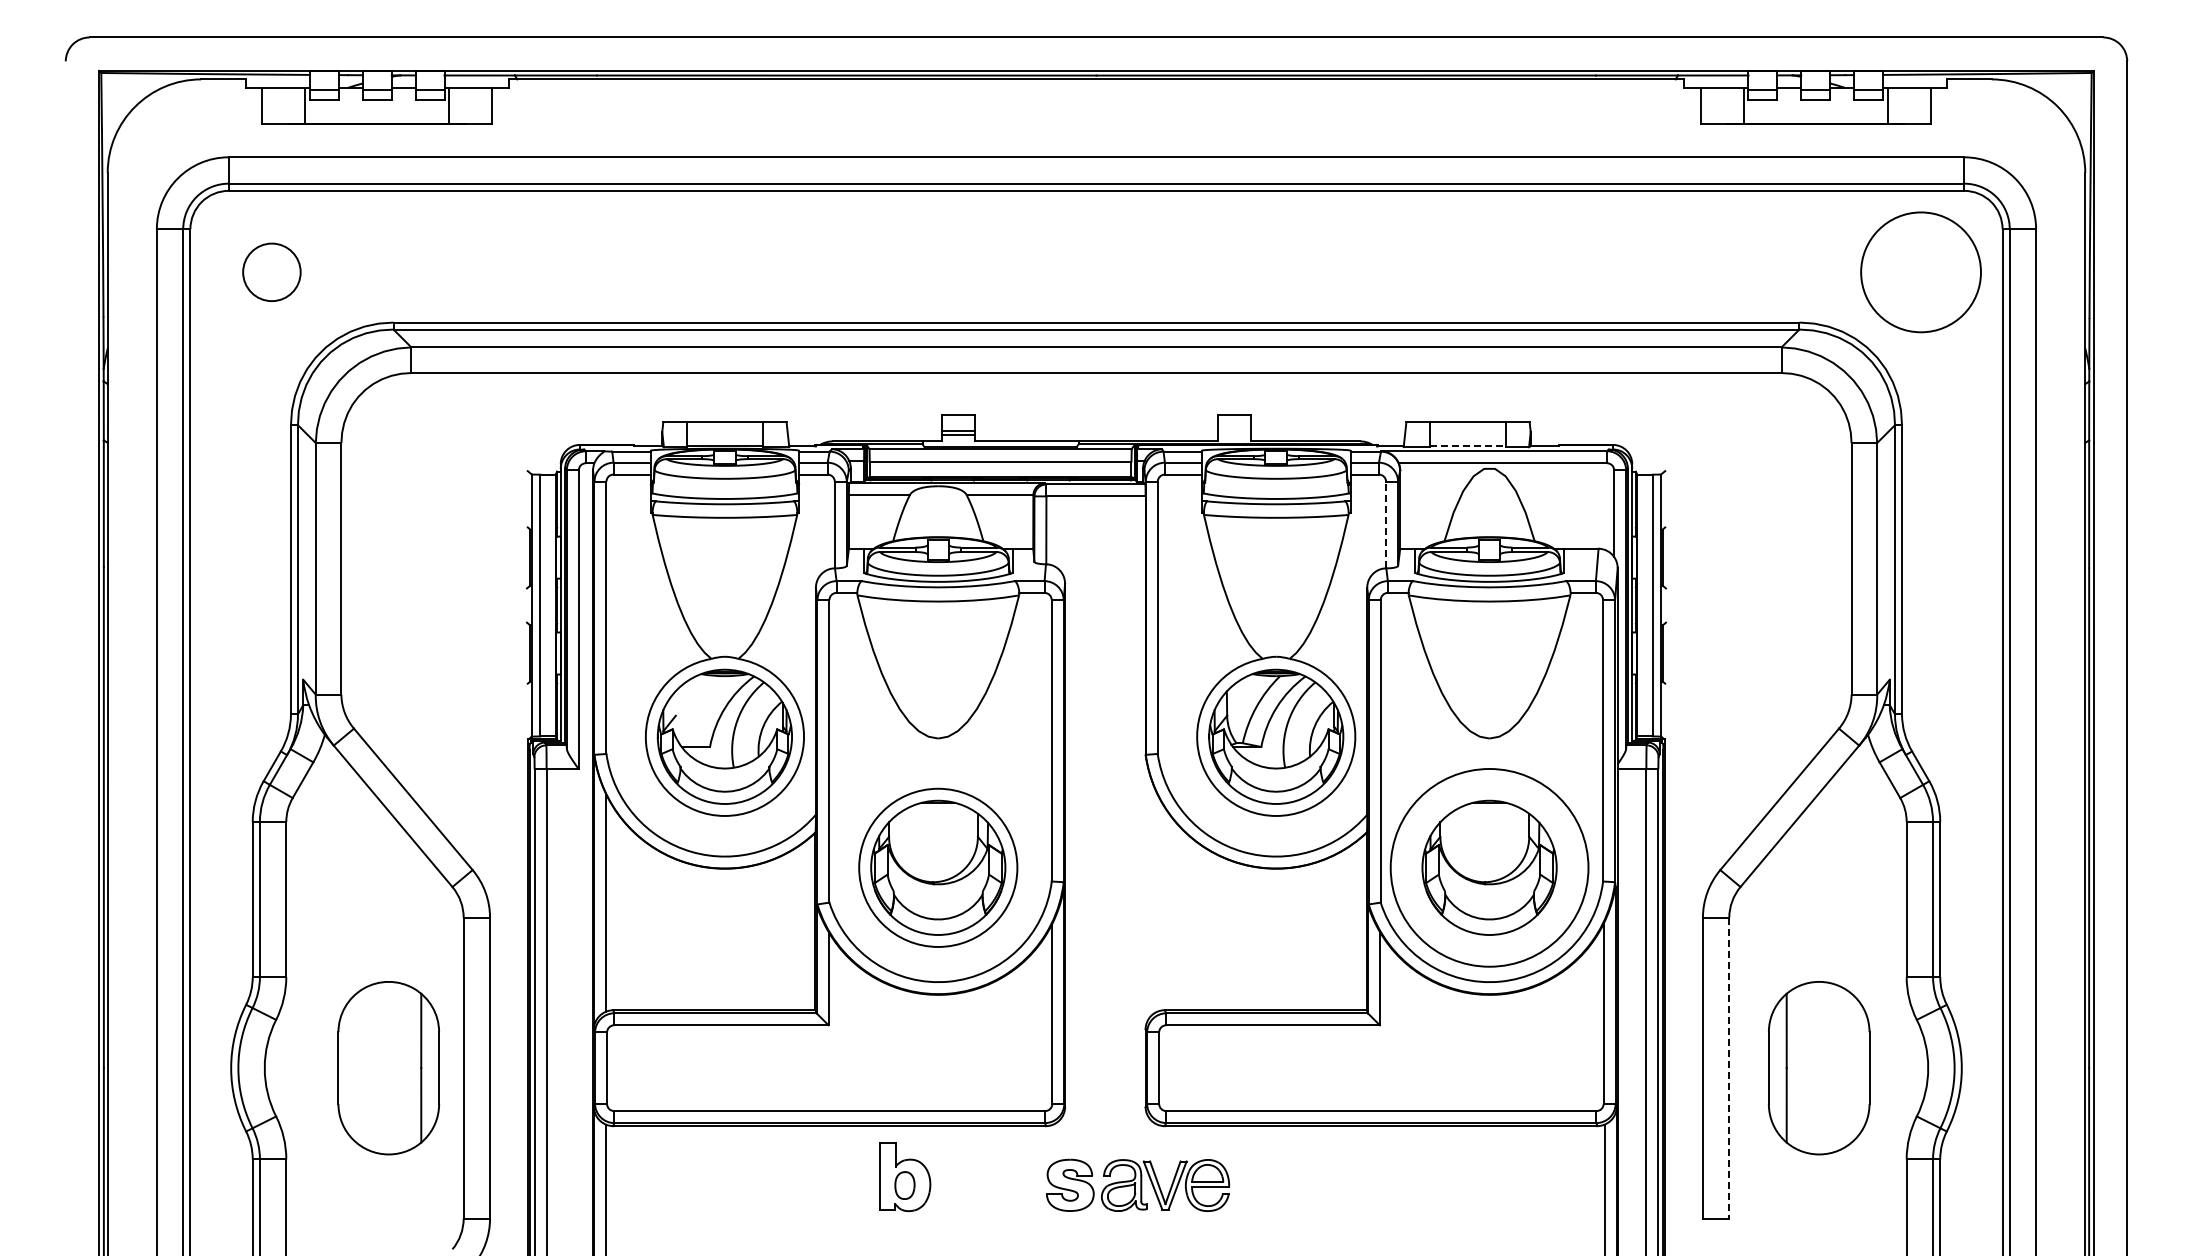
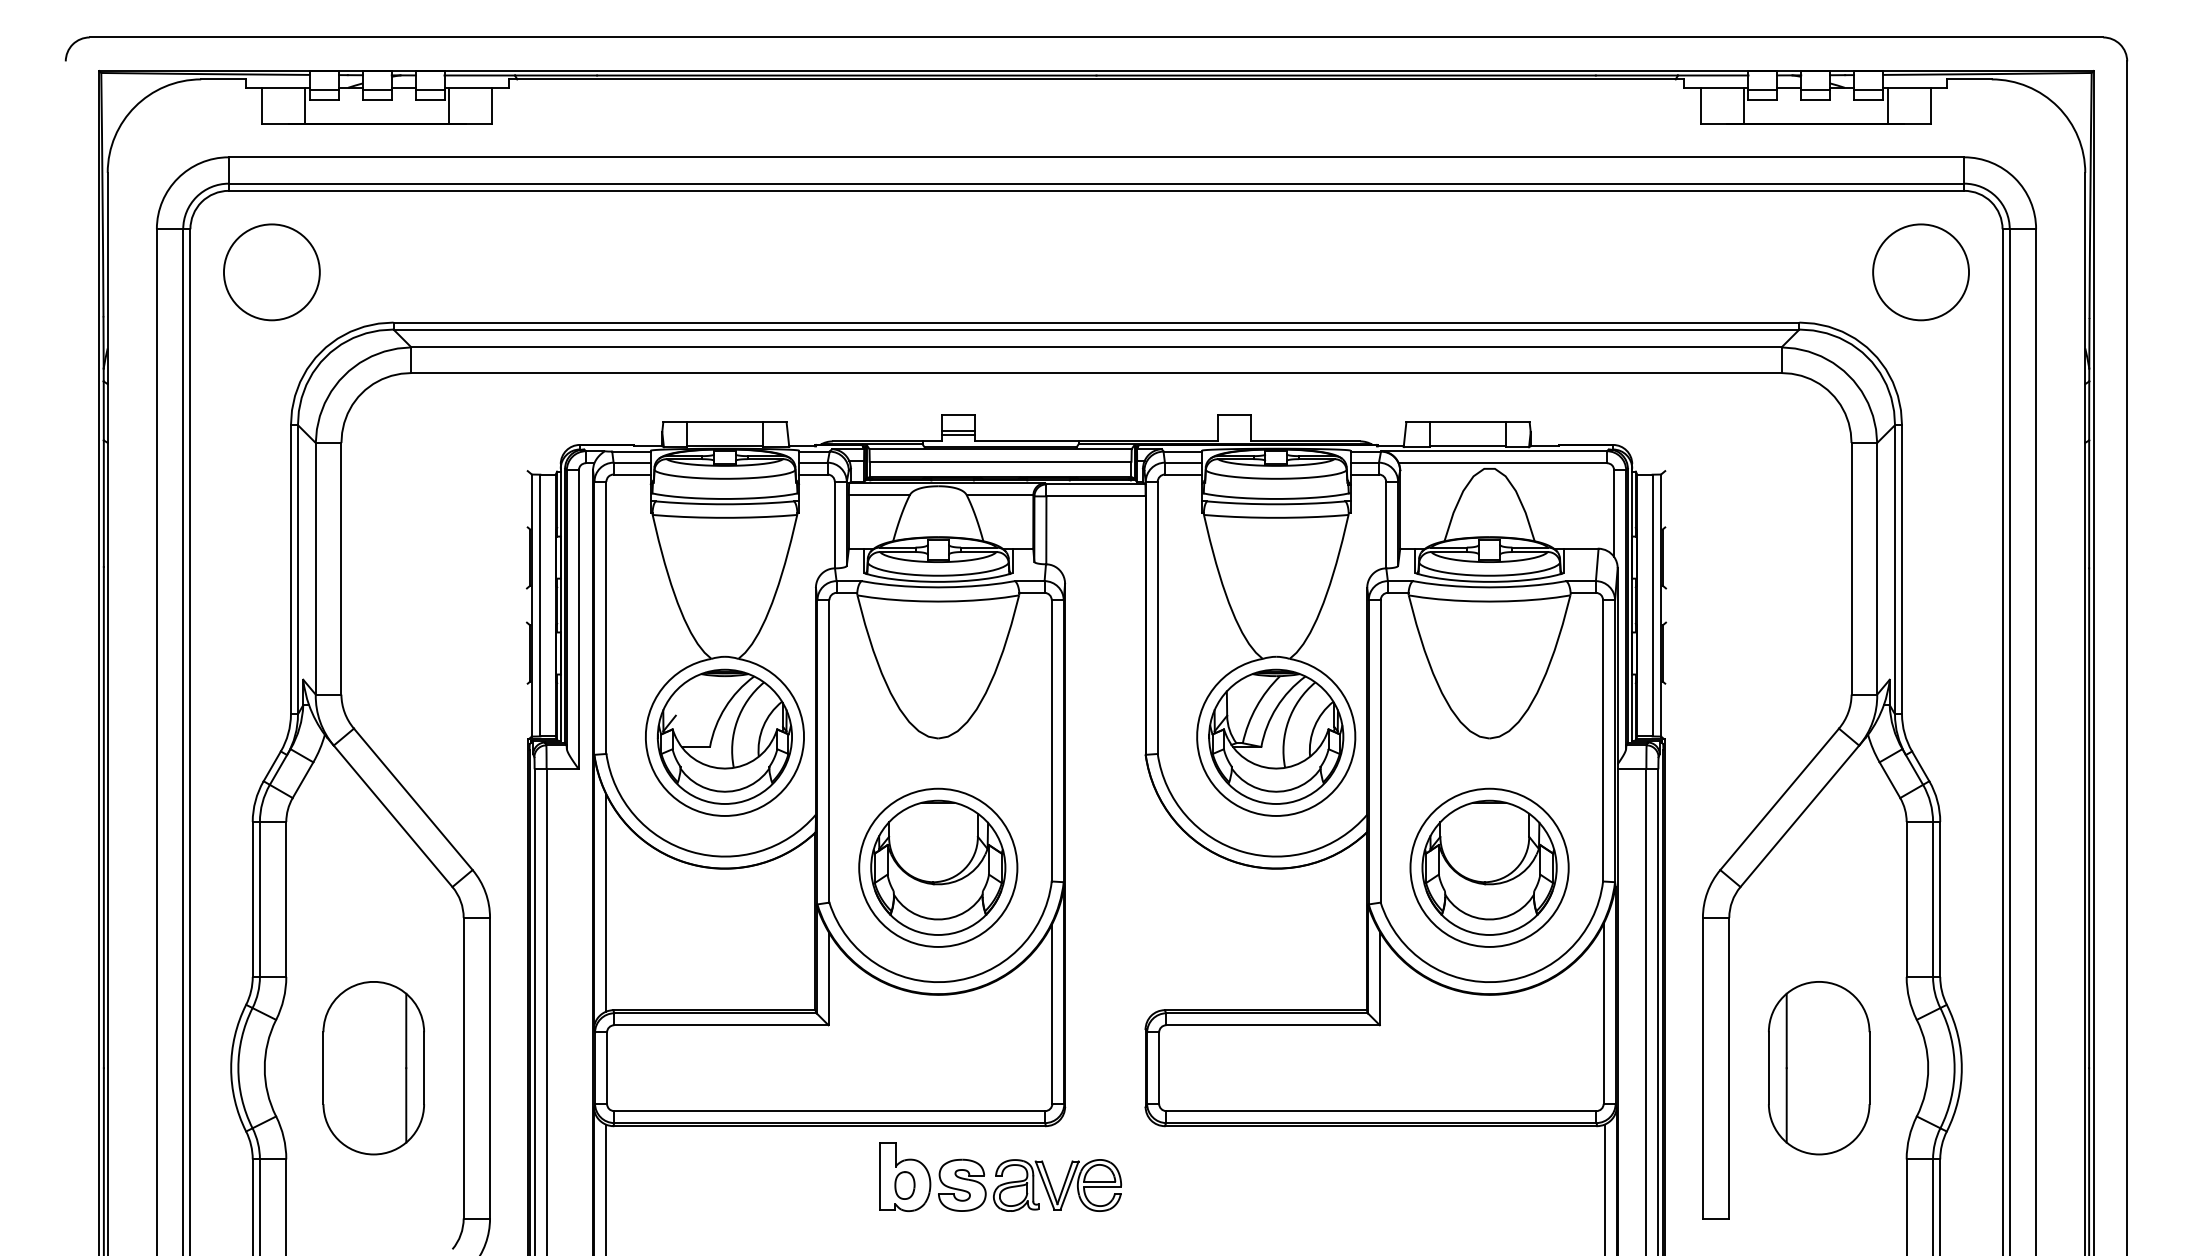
circle diameter: 58 px -> 96 px (271, 272)
circle diameter: 120 px -> 96 px (1921, 272)
line: dashed -> solid (1468, 445)
line: dashed -> solid (1386, 524)
circle diameter: 198 px -> 158 px (1489, 867)
part position: (388, 1068) -> (373, 1068) (373, 1068)
line: dashed -> solid (1729, 1068)
part position: (1138, 1184) -> (1030, 1184) (1030, 1184)
